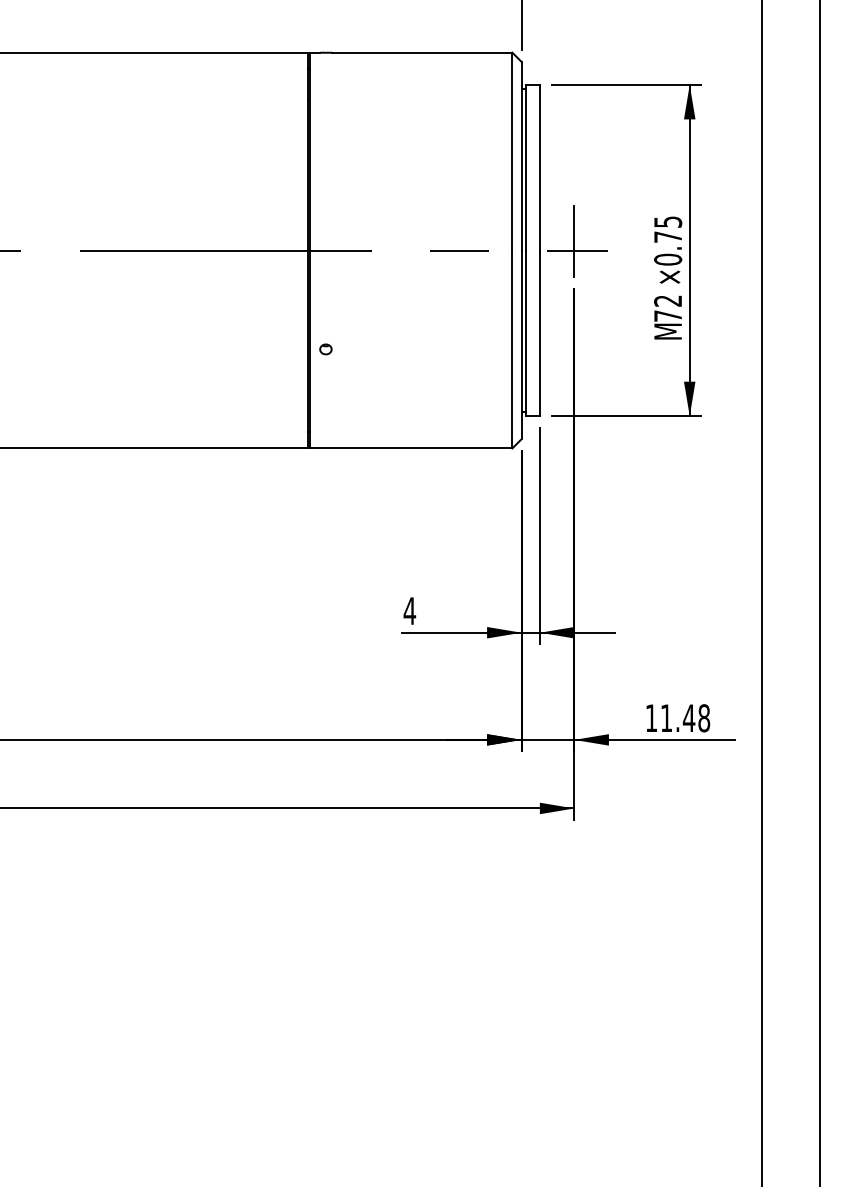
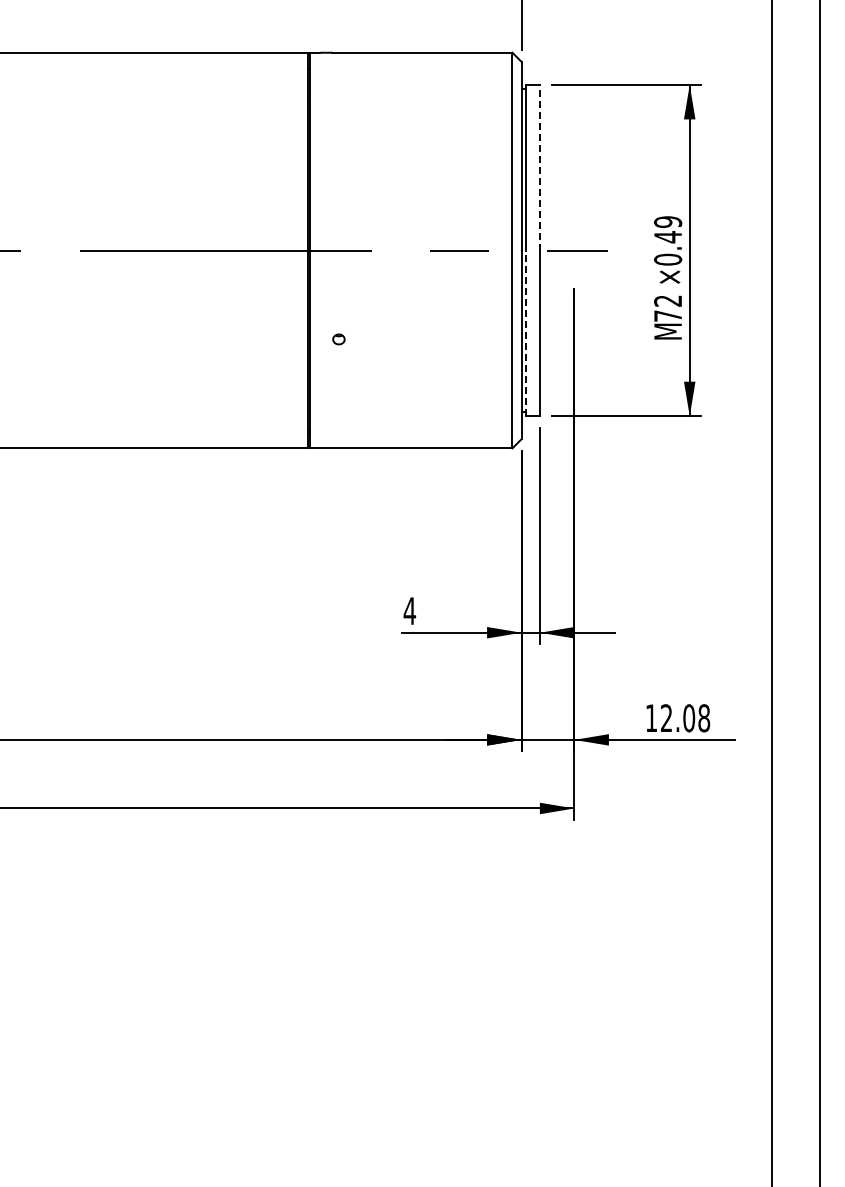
line: solid -> dashed (539, 167)
text: ×0.75 -> ×0.49 (667, 229)
line: present -> none (574, 241)
line: solid -> dashed (526, 333)
part position: (325, 349) -> (338, 339) (338, 339)
line position: (762, 592) -> (772, 592) (772, 592)
text: 11.48 -> 12.08 (677, 718)
